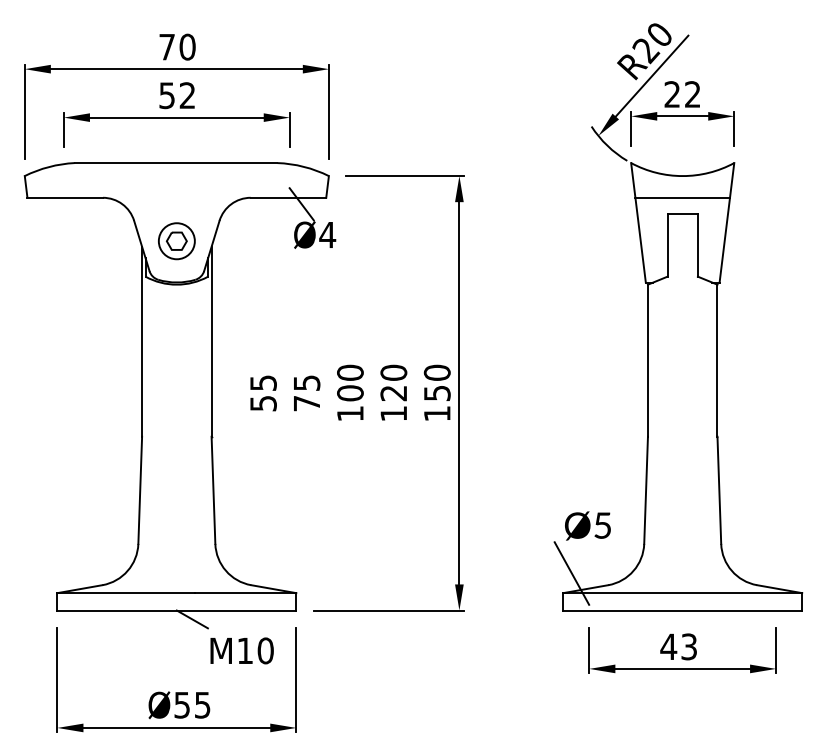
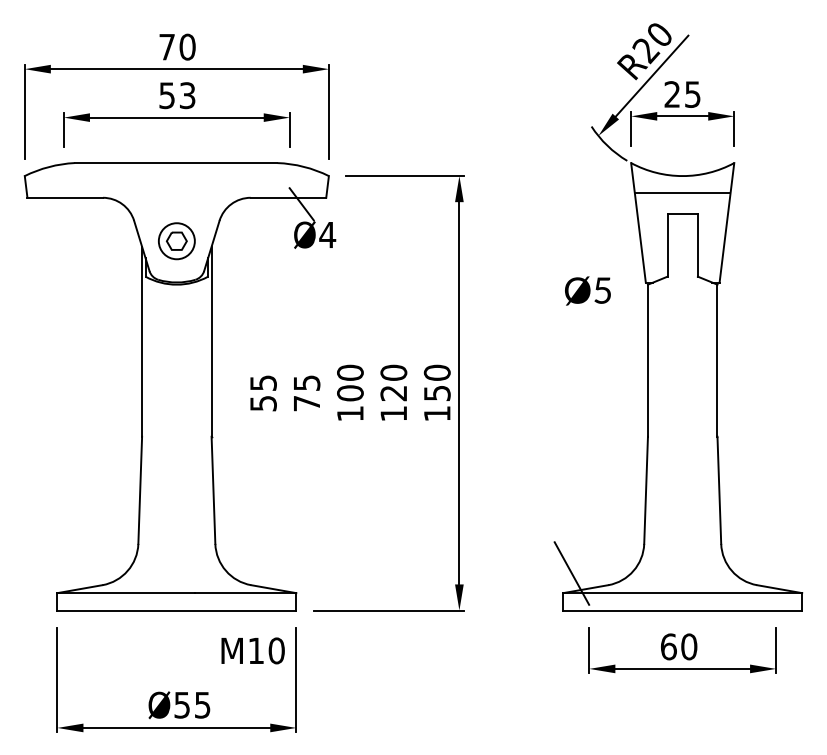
text: 22 -> 25 (692, 94)
text: 52 -> 53 (187, 95)
line position: (682, 197) -> (682, 192) (682, 192)
text position: (587, 525) -> (587, 290) (587, 290)
line: present -> none (191, 619)
text: 43 -> 60 (678, 646)
text position: (241, 650) -> (252, 650) (252, 650)
